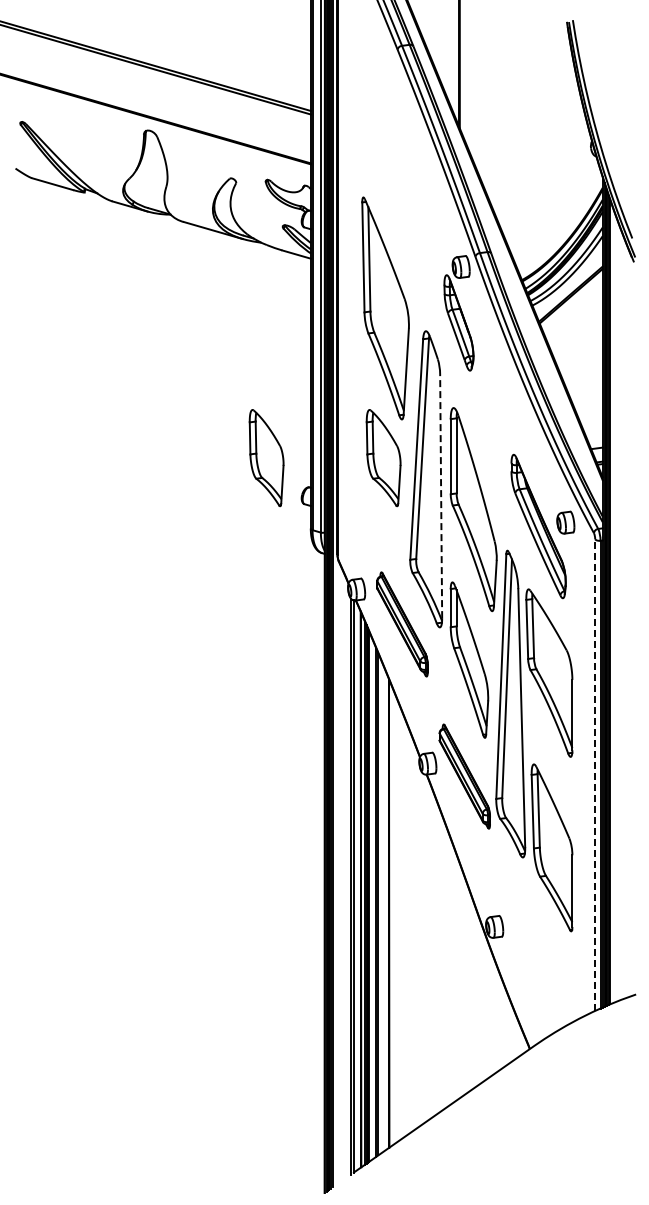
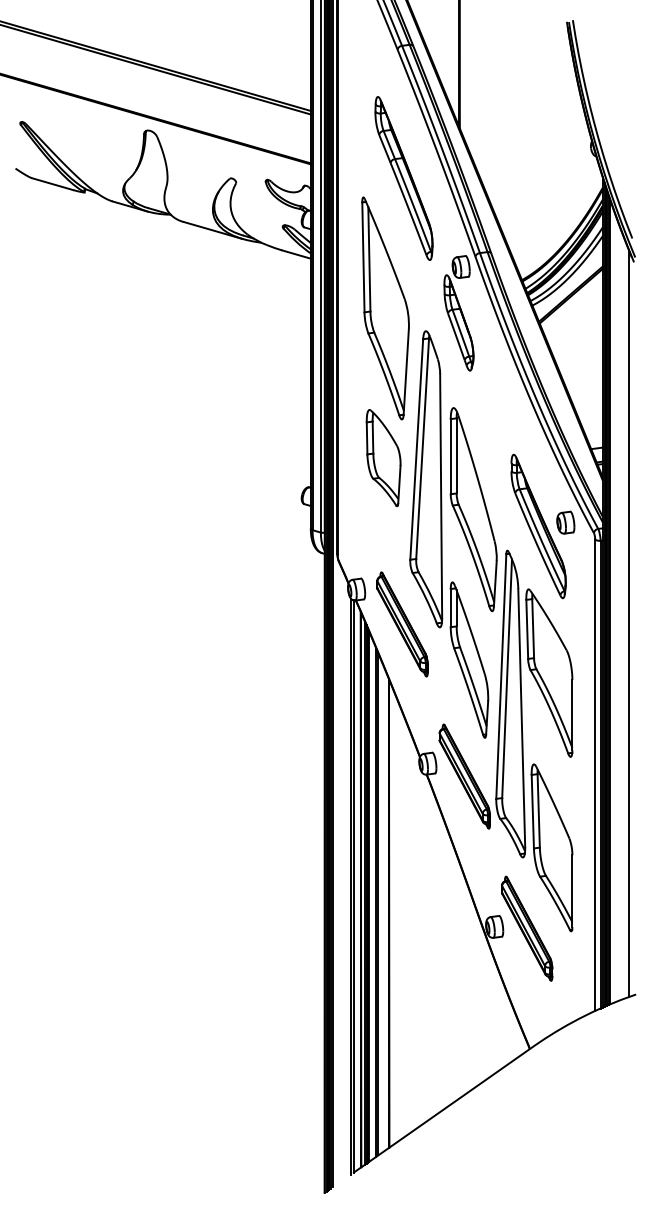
part: none -> present (403, 178)
part: present -> none (266, 458)
line: dashed -> solid (441, 495)
line: none -> present (628, 623)
line: dashed -> solid (595, 775)
part: none -> present (527, 928)
